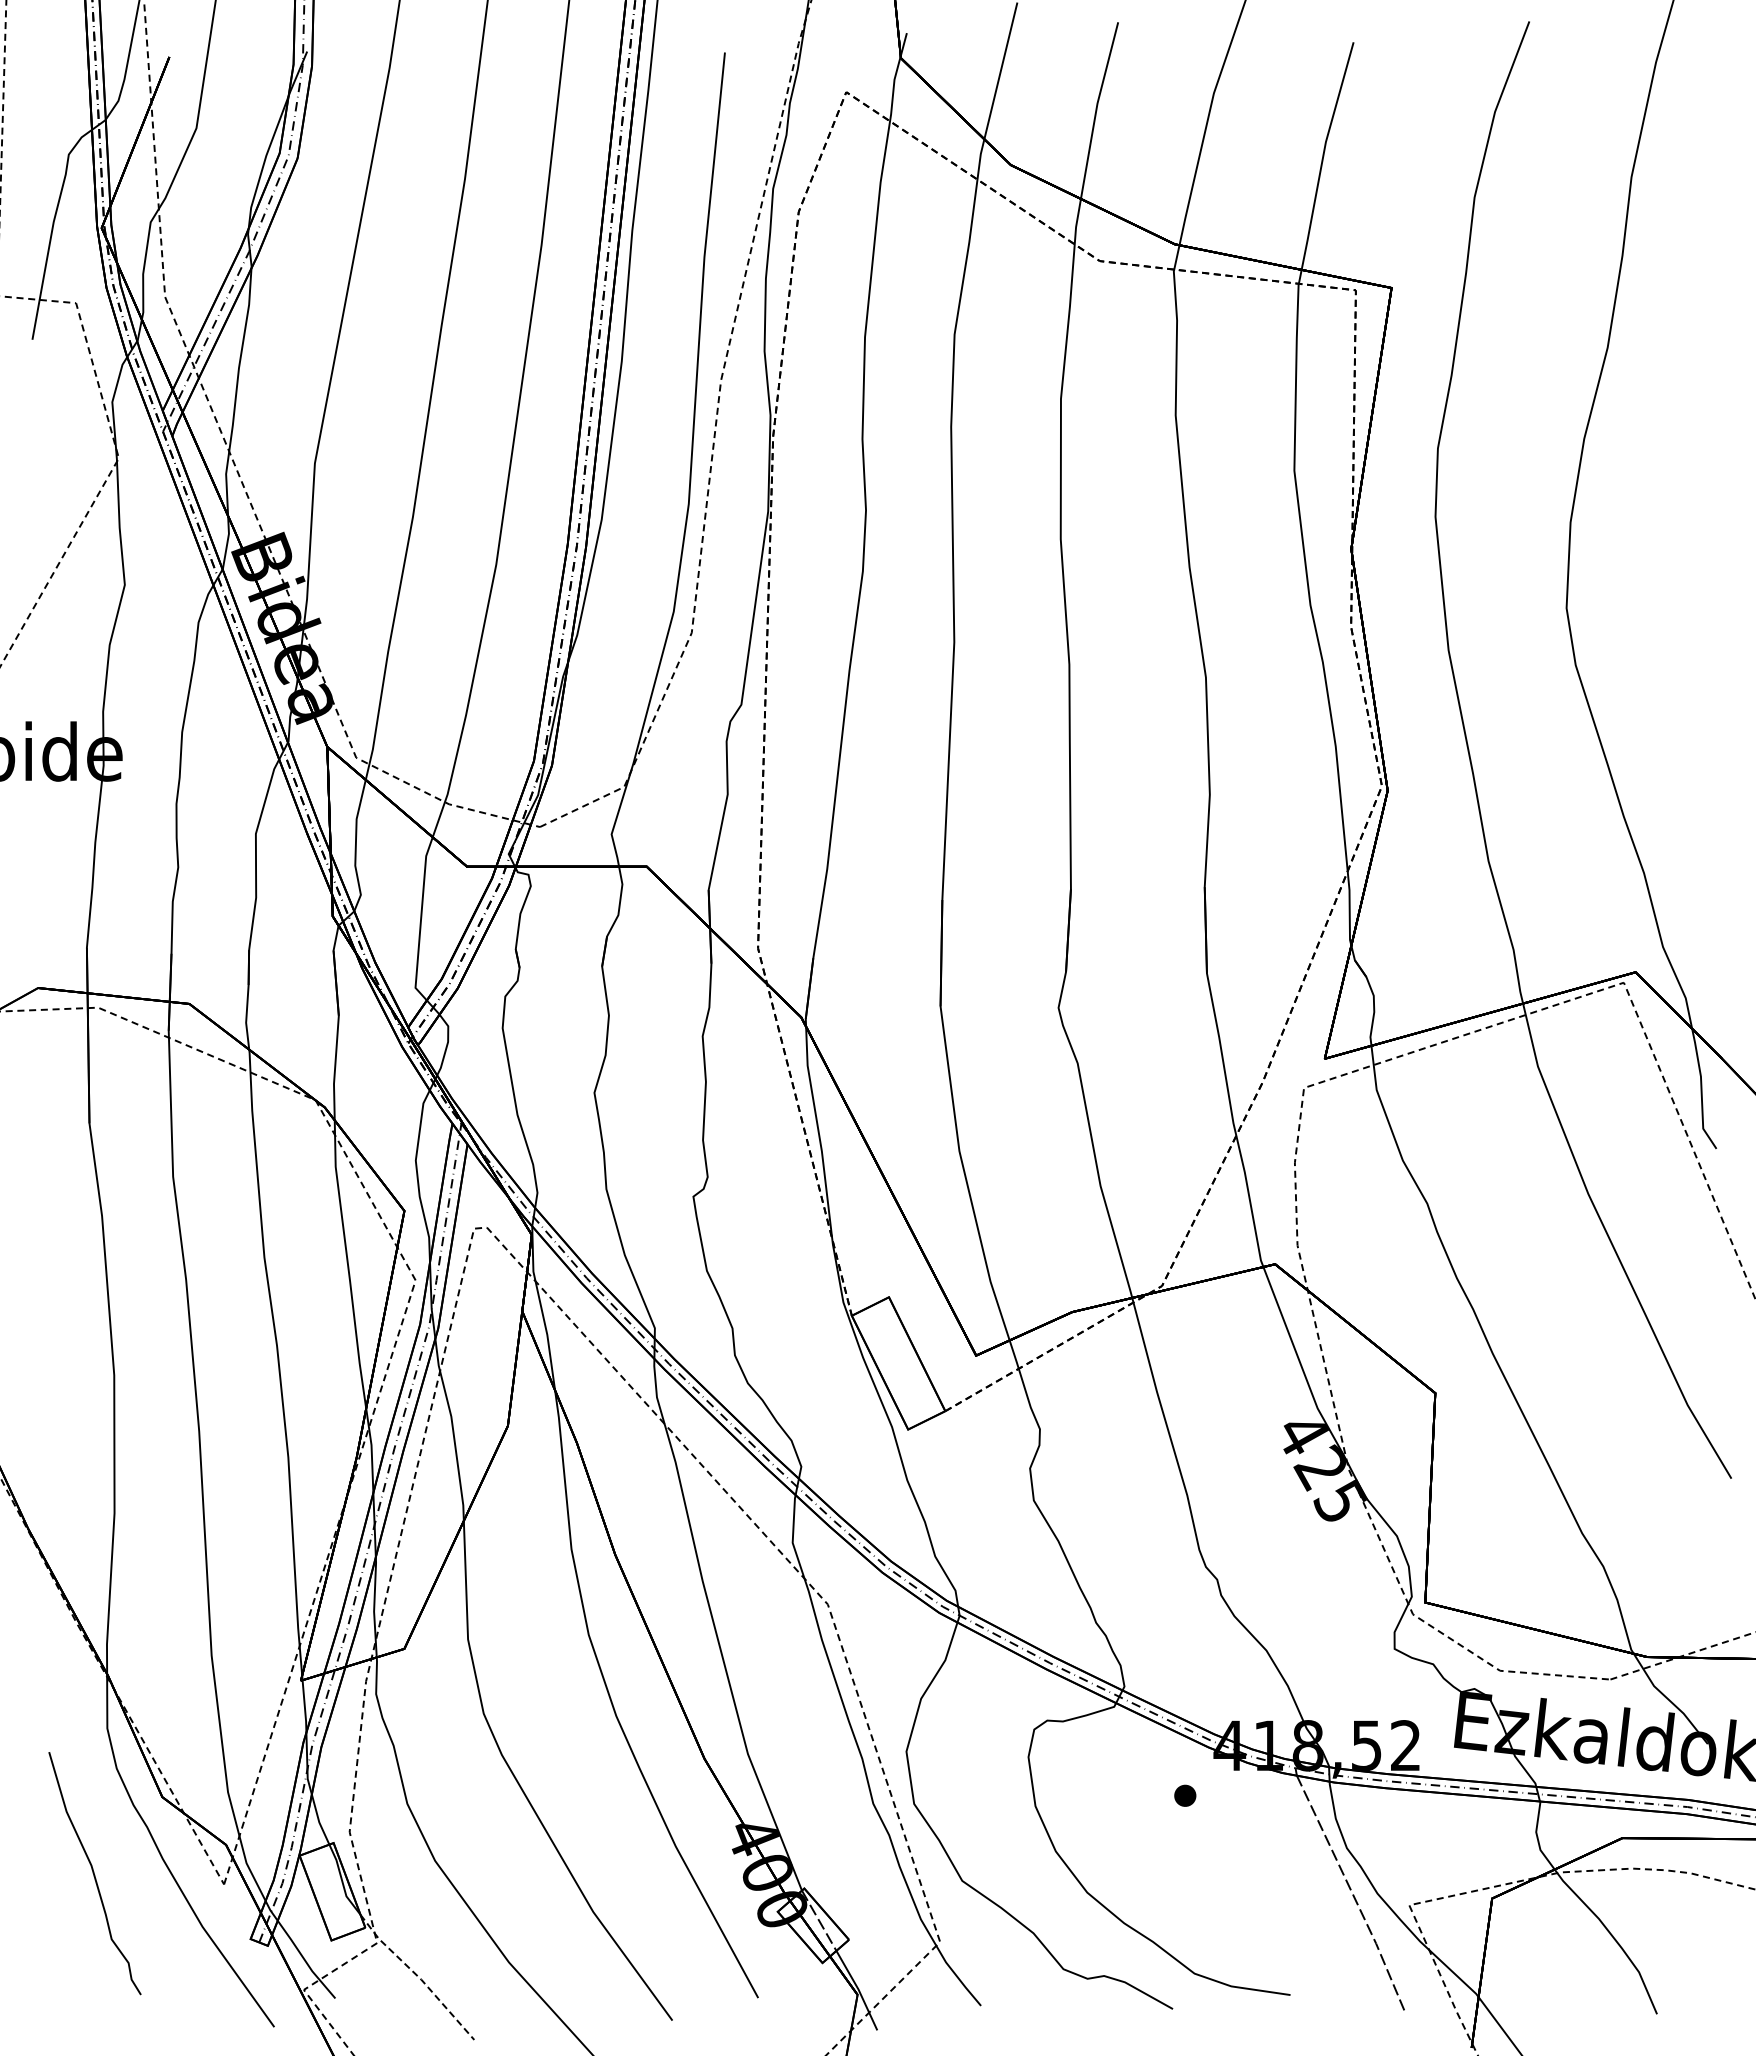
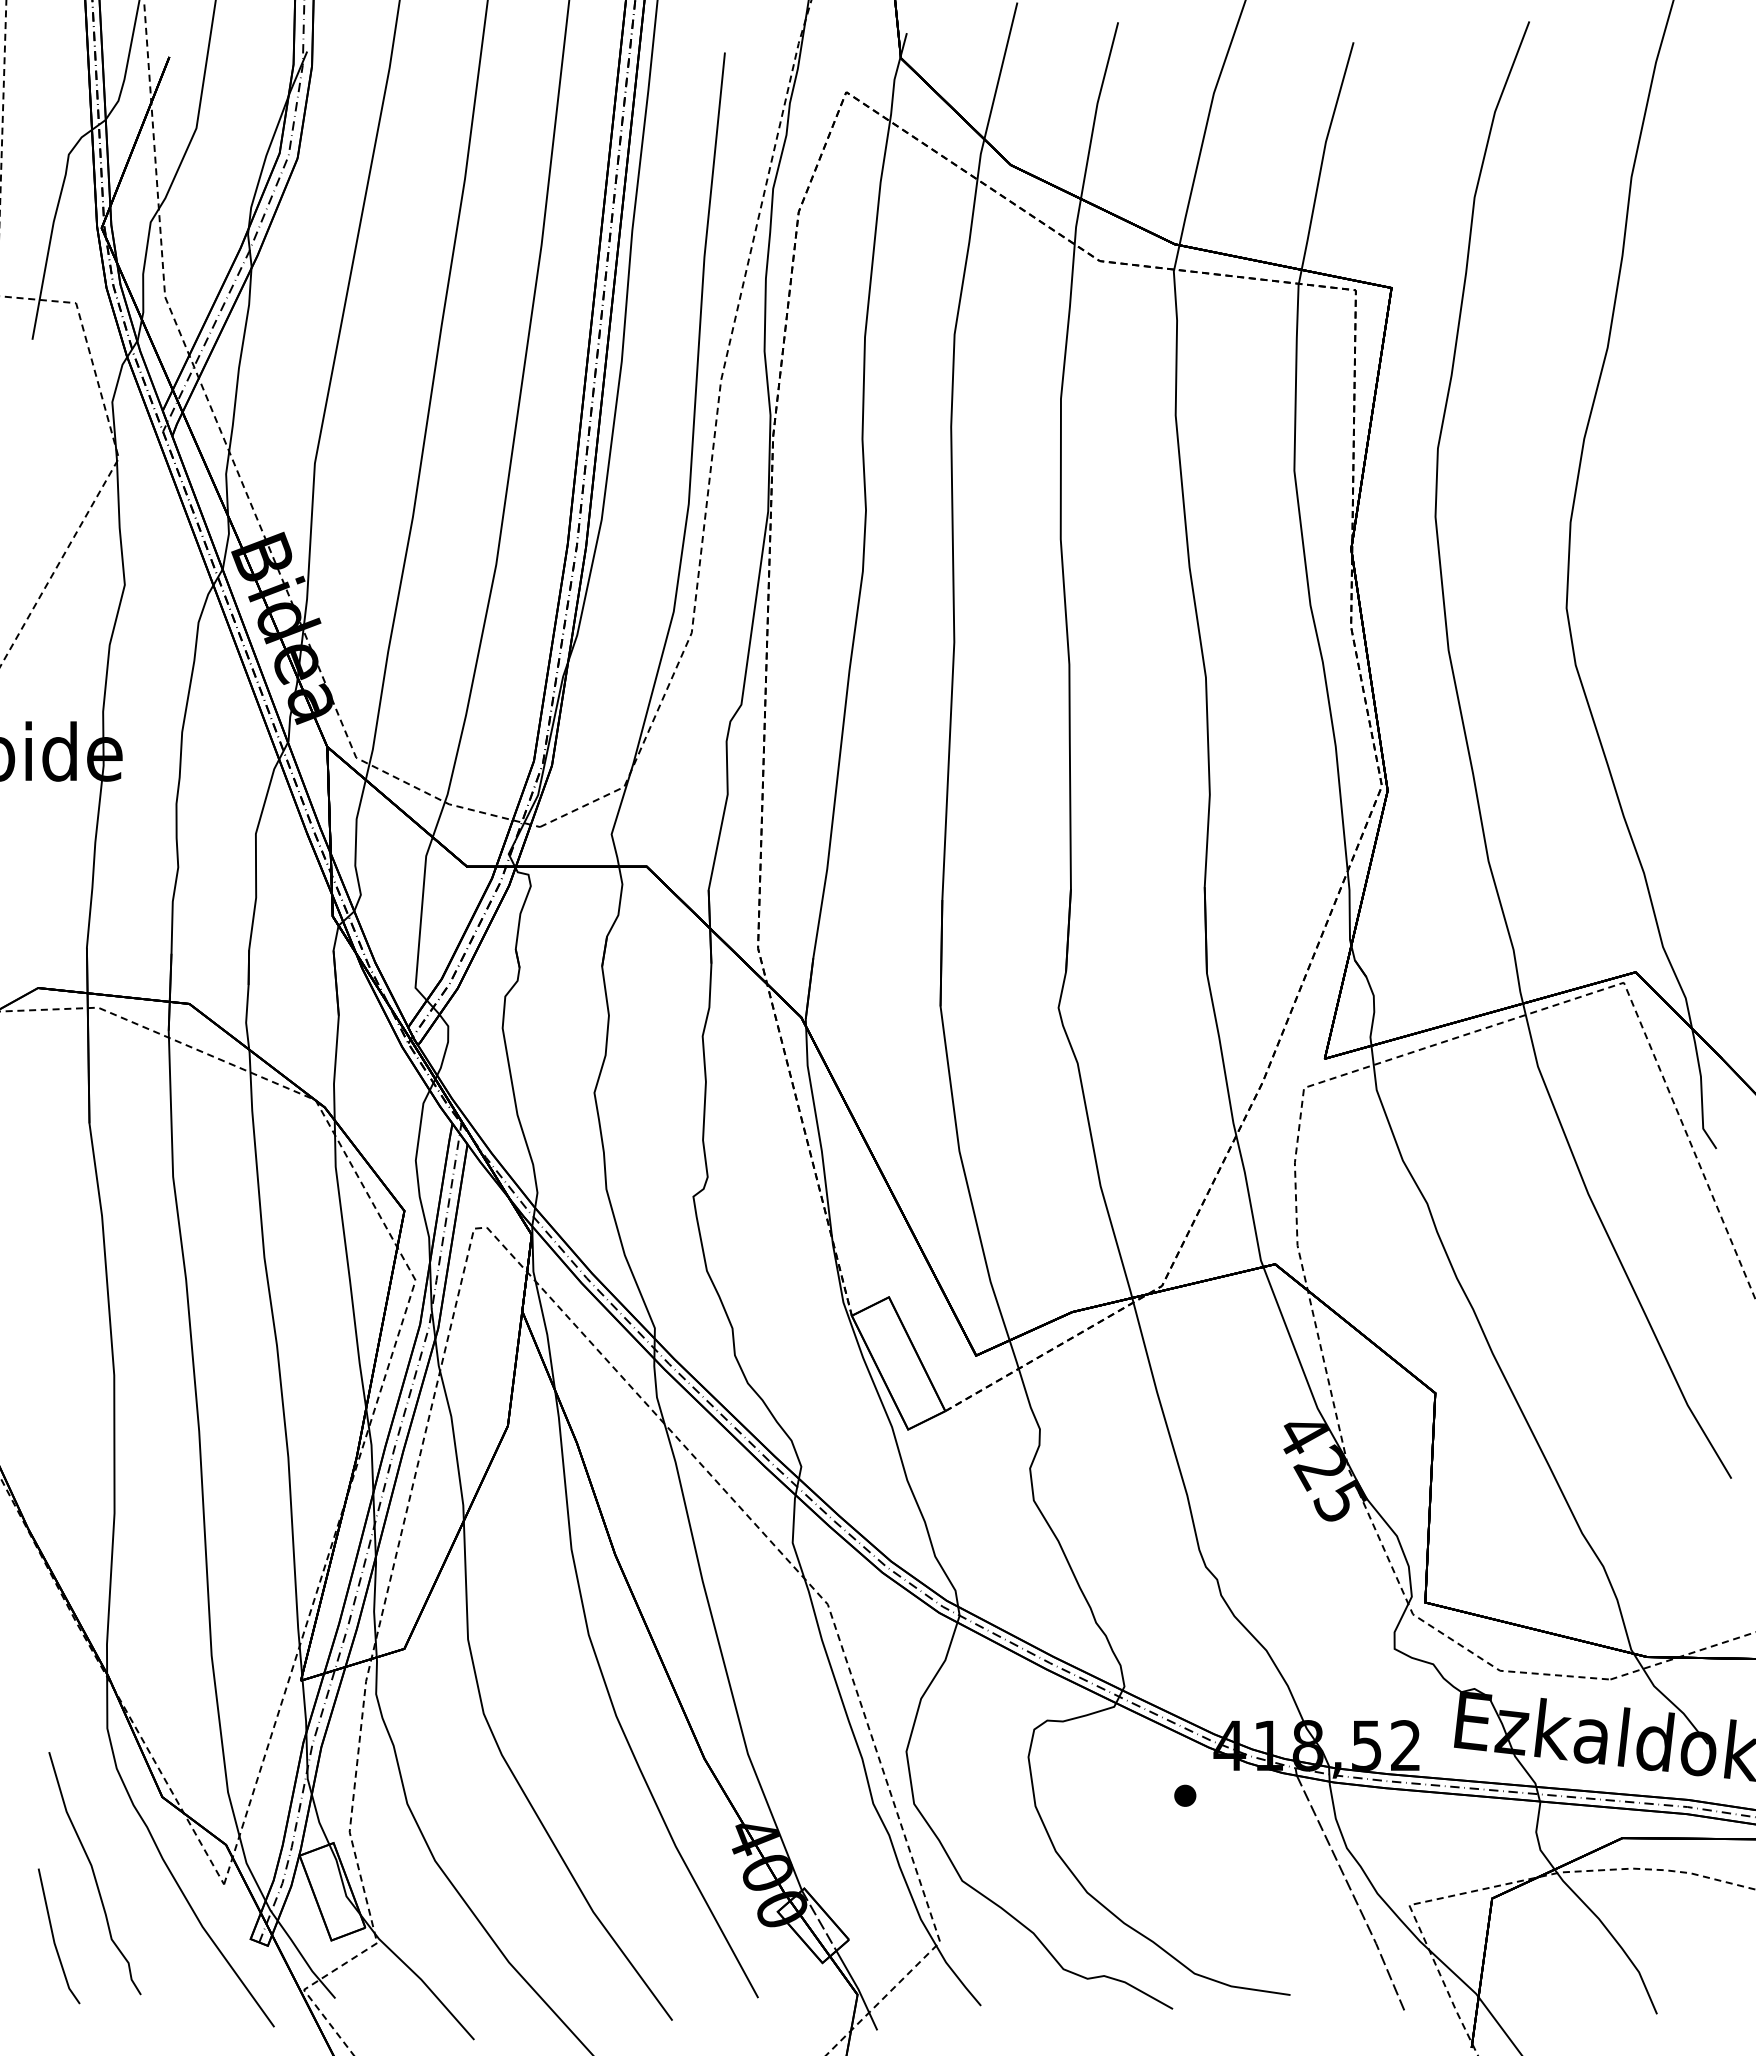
line: none -> present (54, 1937)
line: dashed -> solid (418, 1976)
